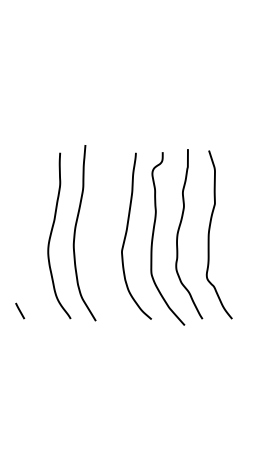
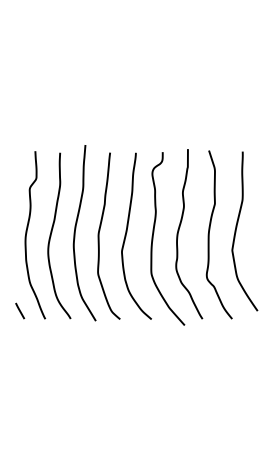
curve: none -> present (236, 231)
curve: none -> present (27, 233)
curve: none -> present (99, 235)
